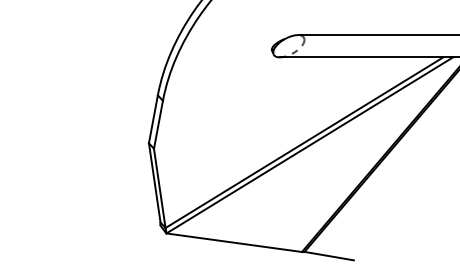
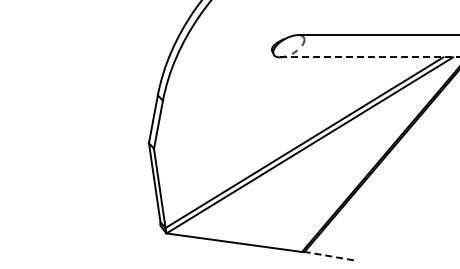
line: solid -> dashed (369, 57)
line: solid -> dashed (328, 256)
